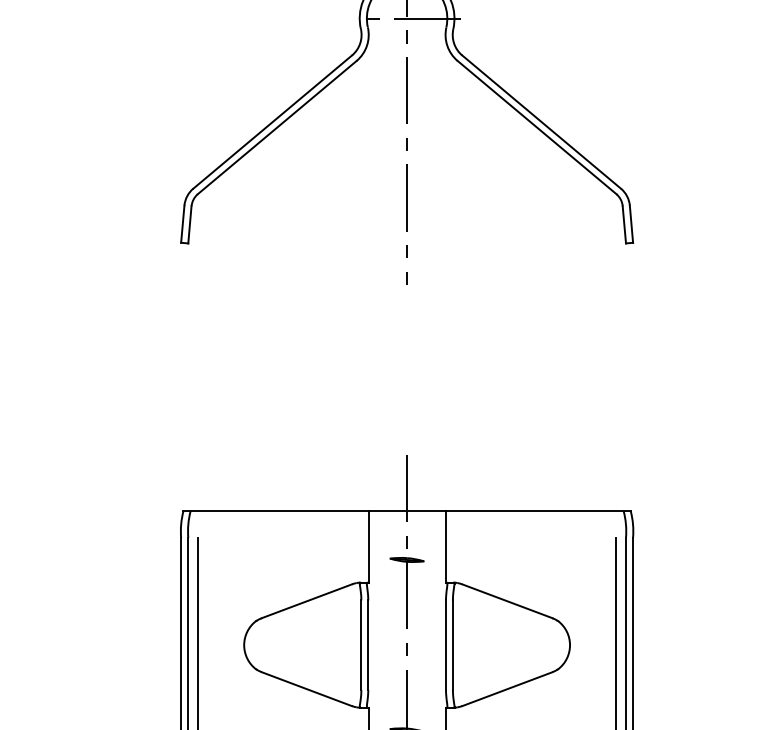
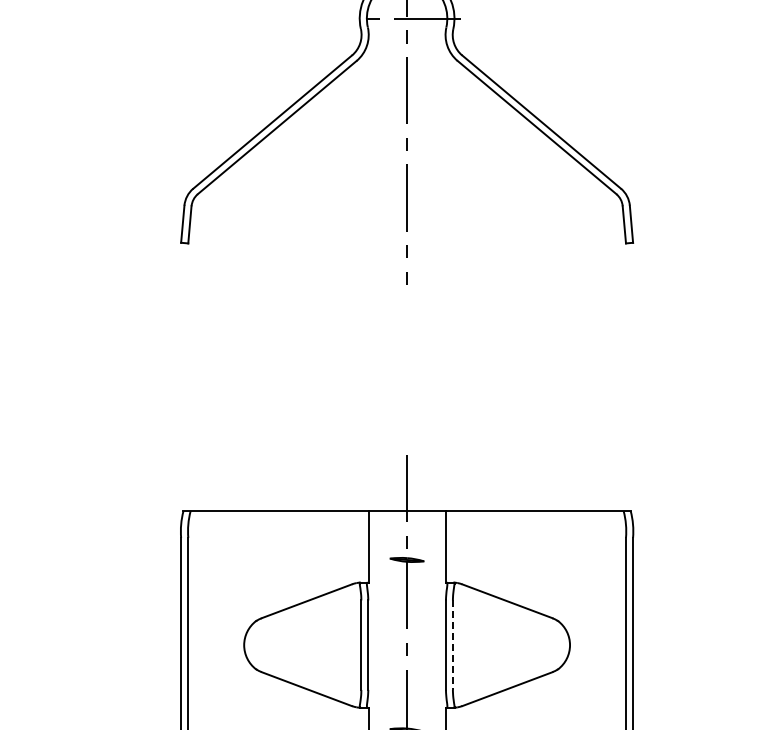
line: present -> none (197, 631)
line: present -> none (616, 631)
line: solid -> dashed (452, 645)
